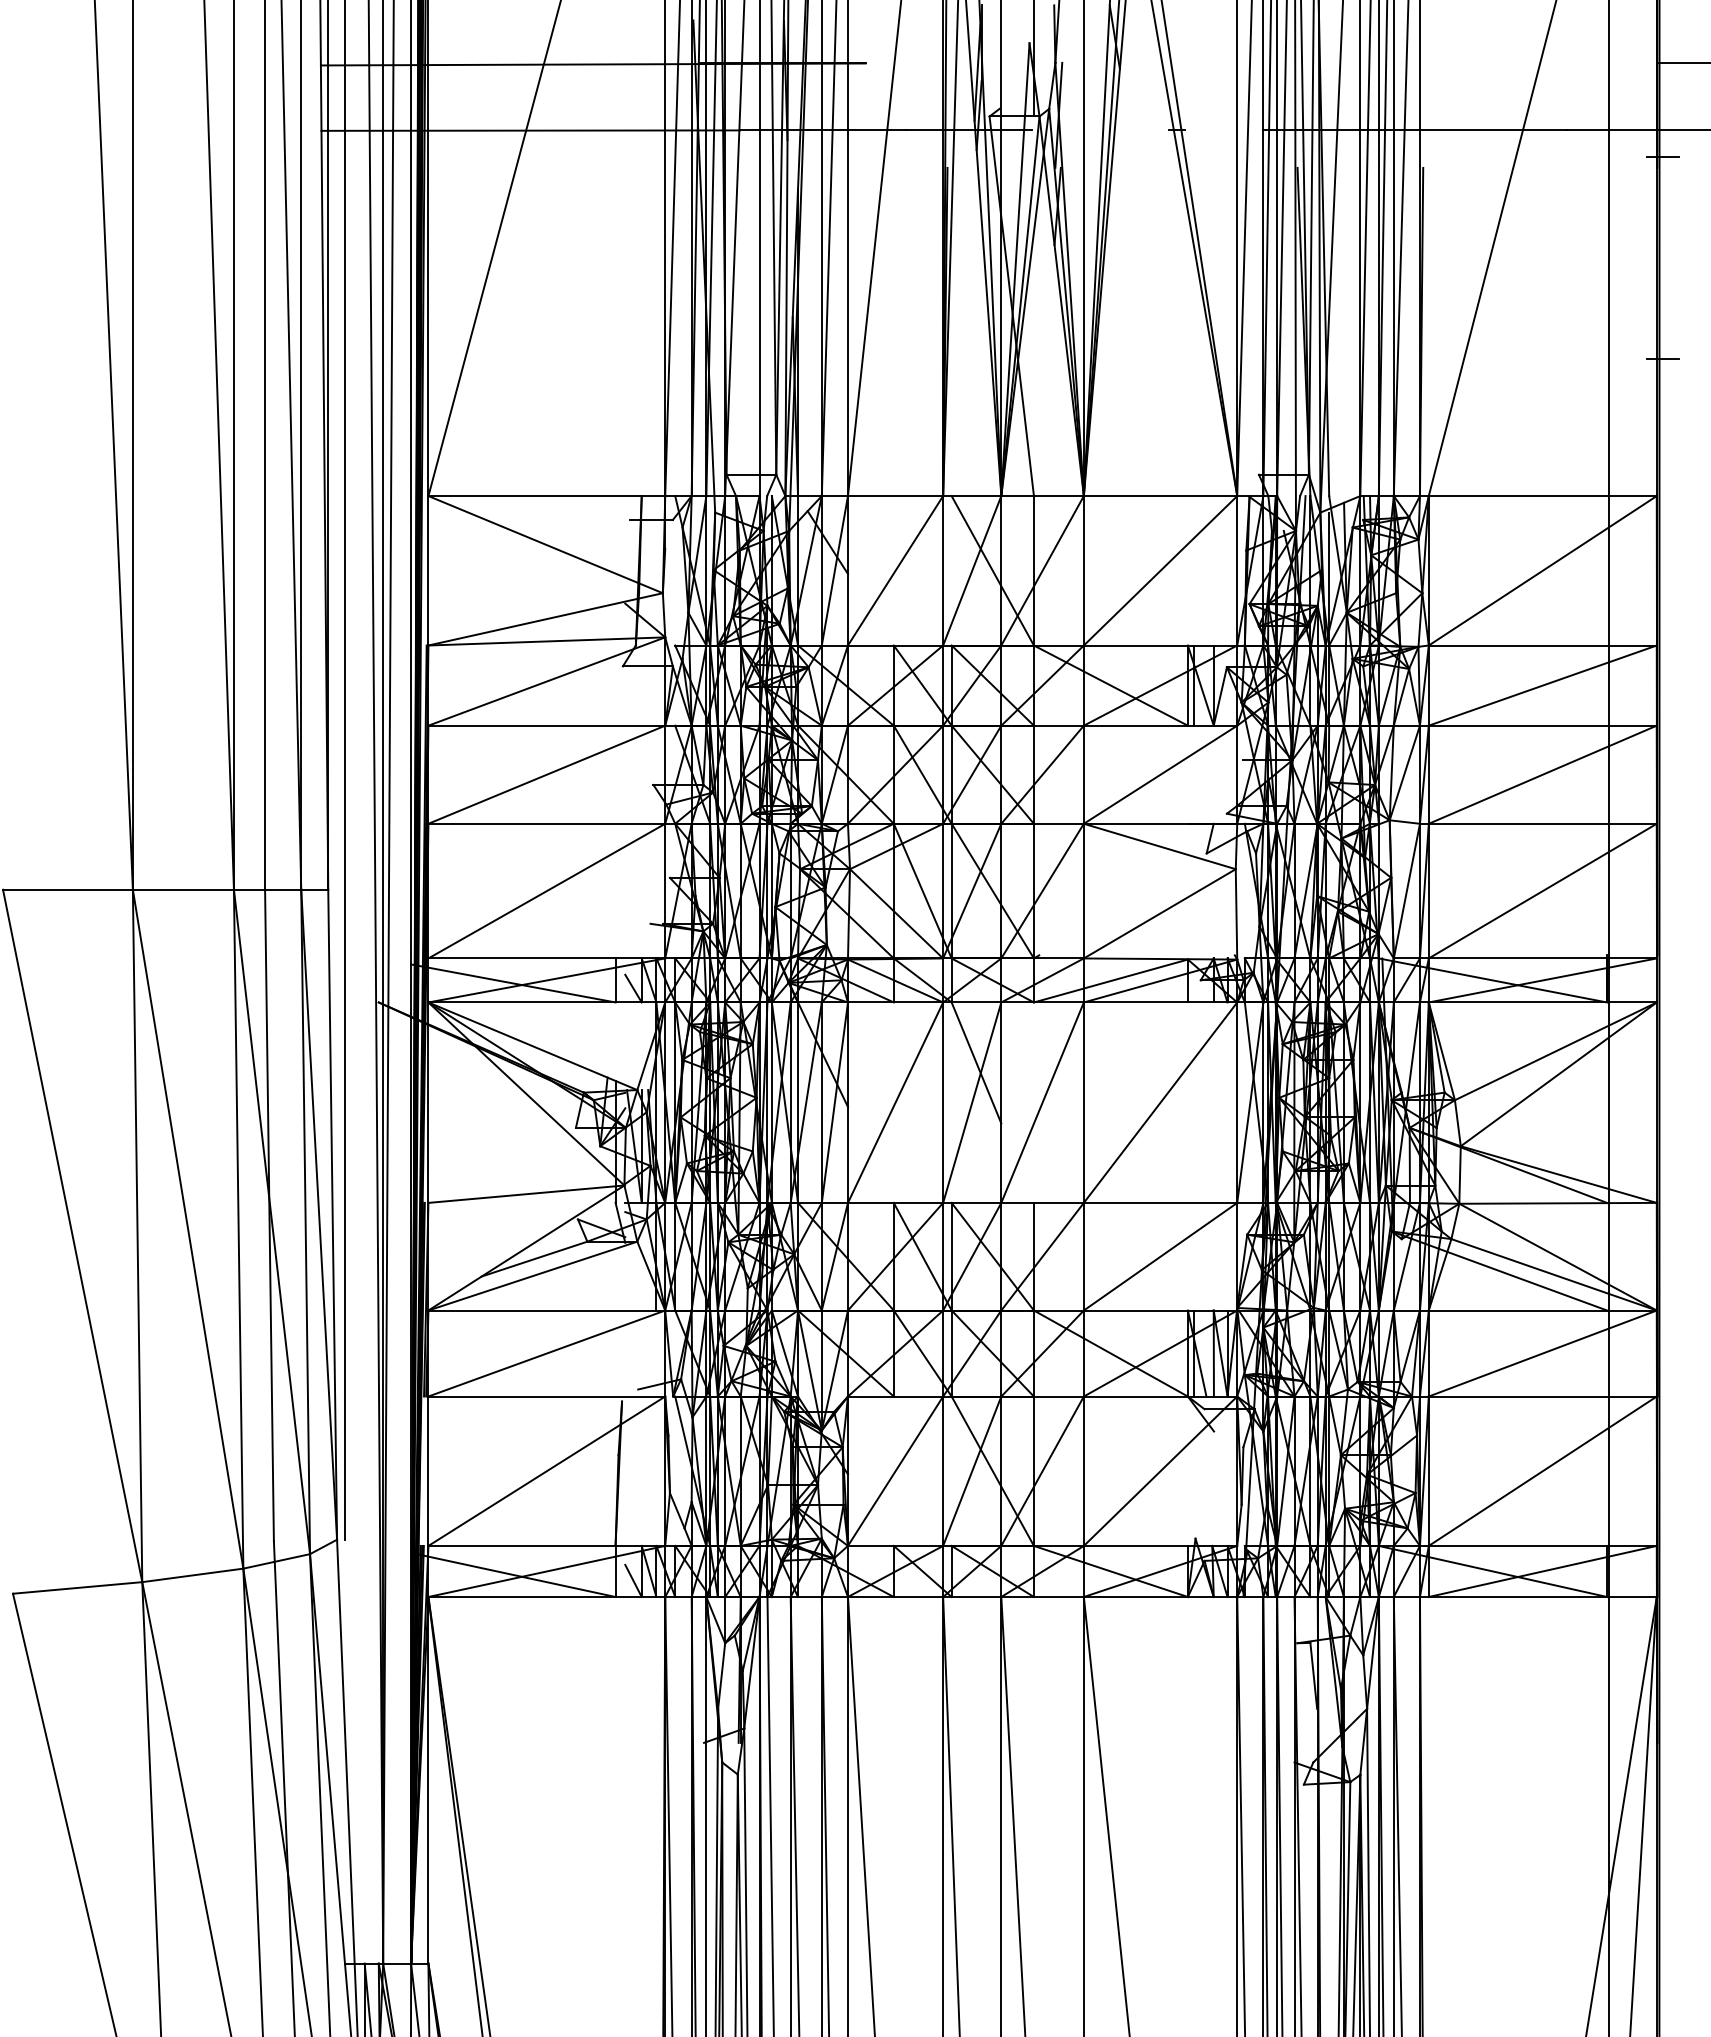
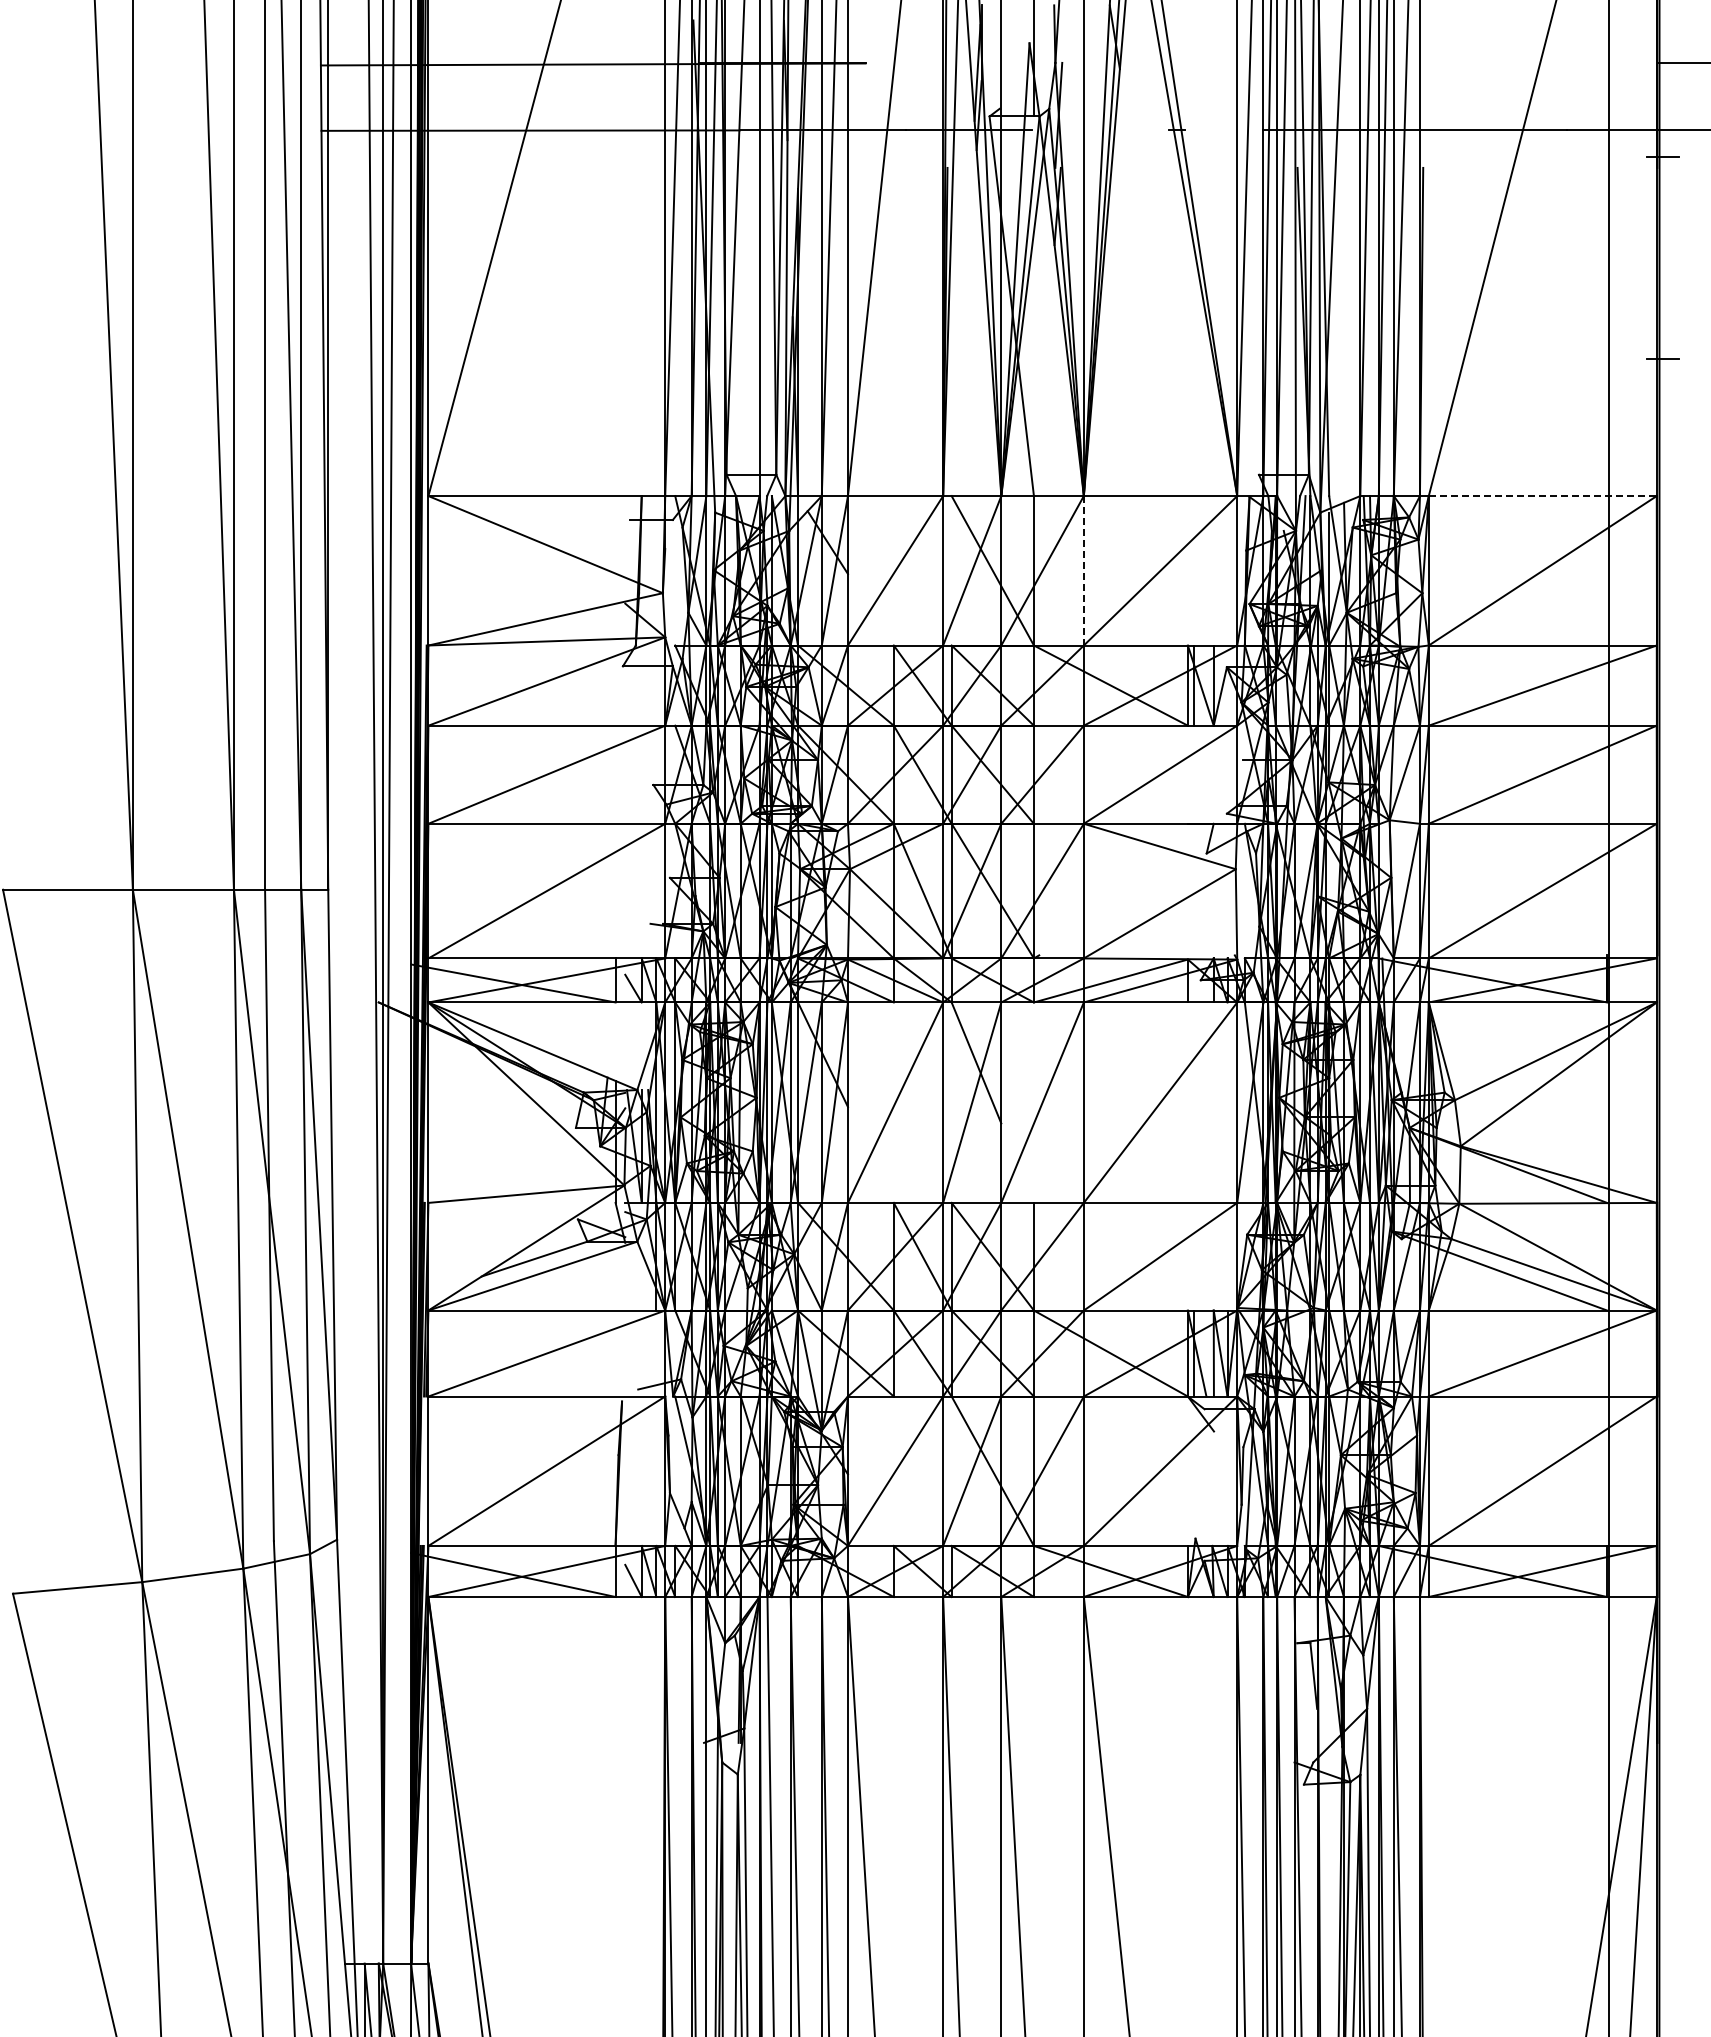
line: solid -> dashed (1542, 496)
line: solid -> dashed (1083, 570)
line: present -> none (345, 770)
